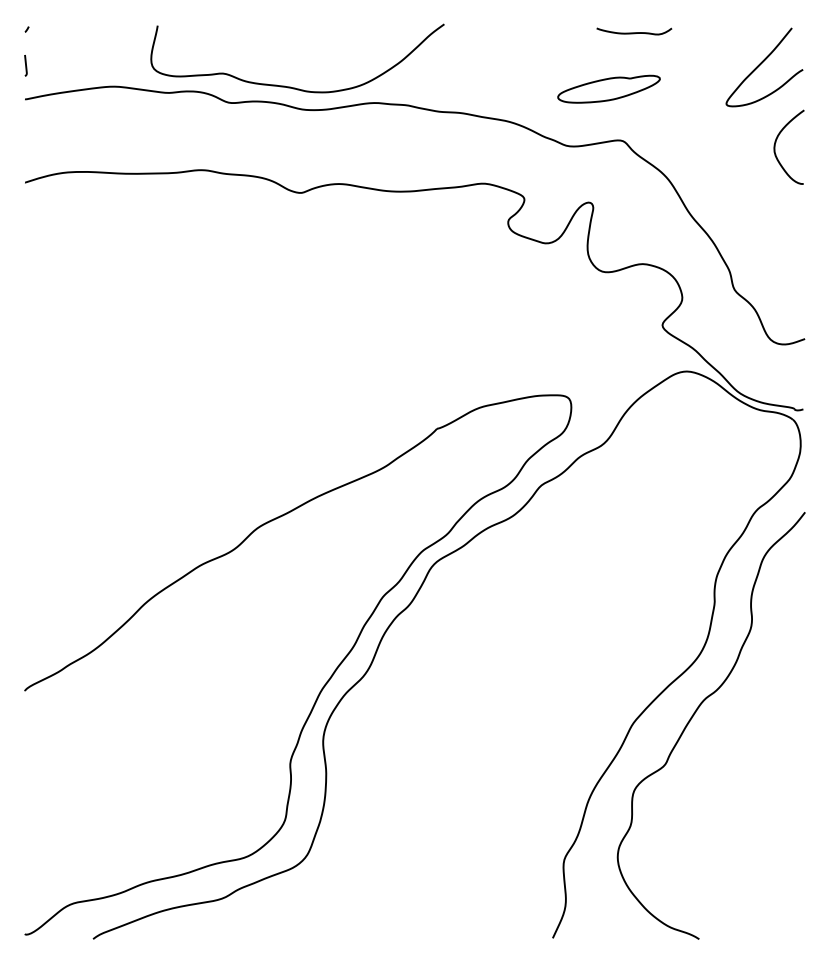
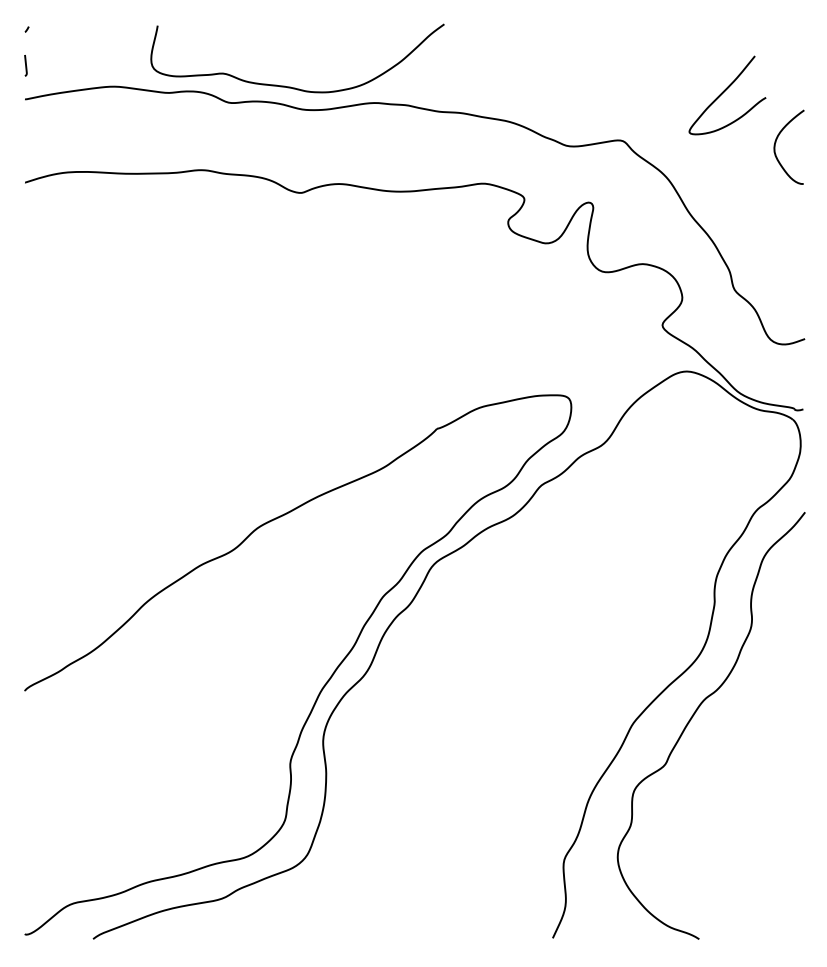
curve: present -> none (634, 32)
curve position: (761, 64) -> (724, 92) (724, 92)
part: present -> none (608, 88)
